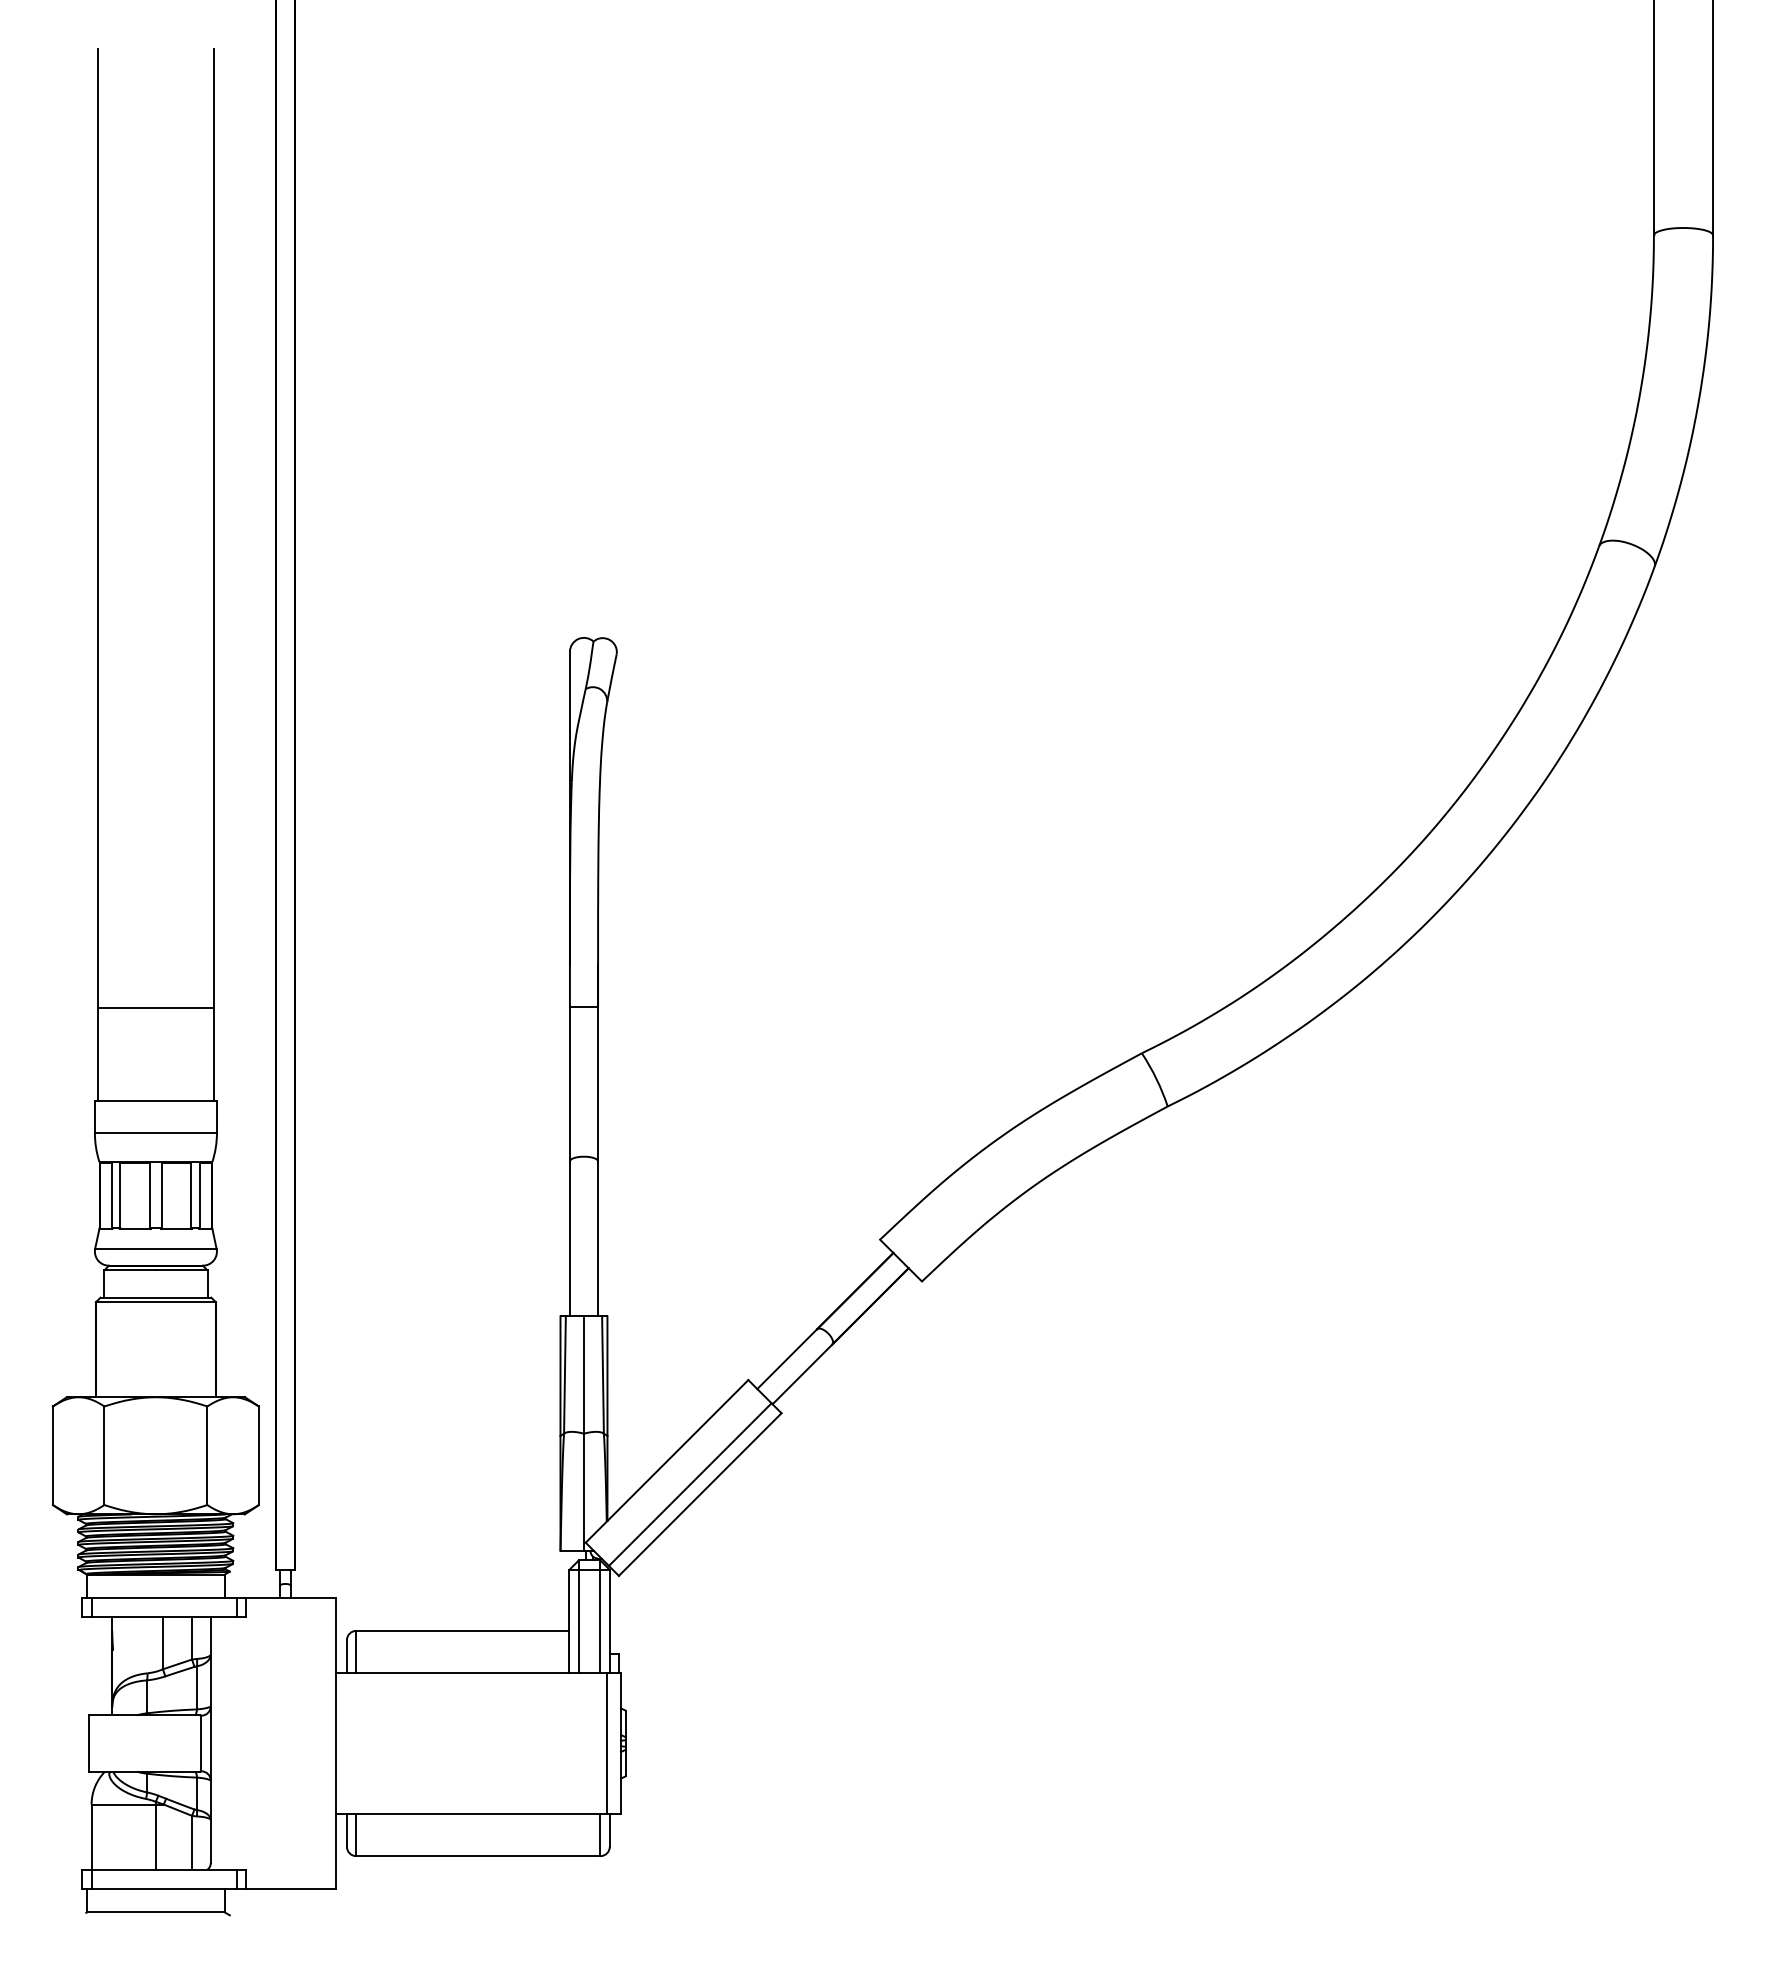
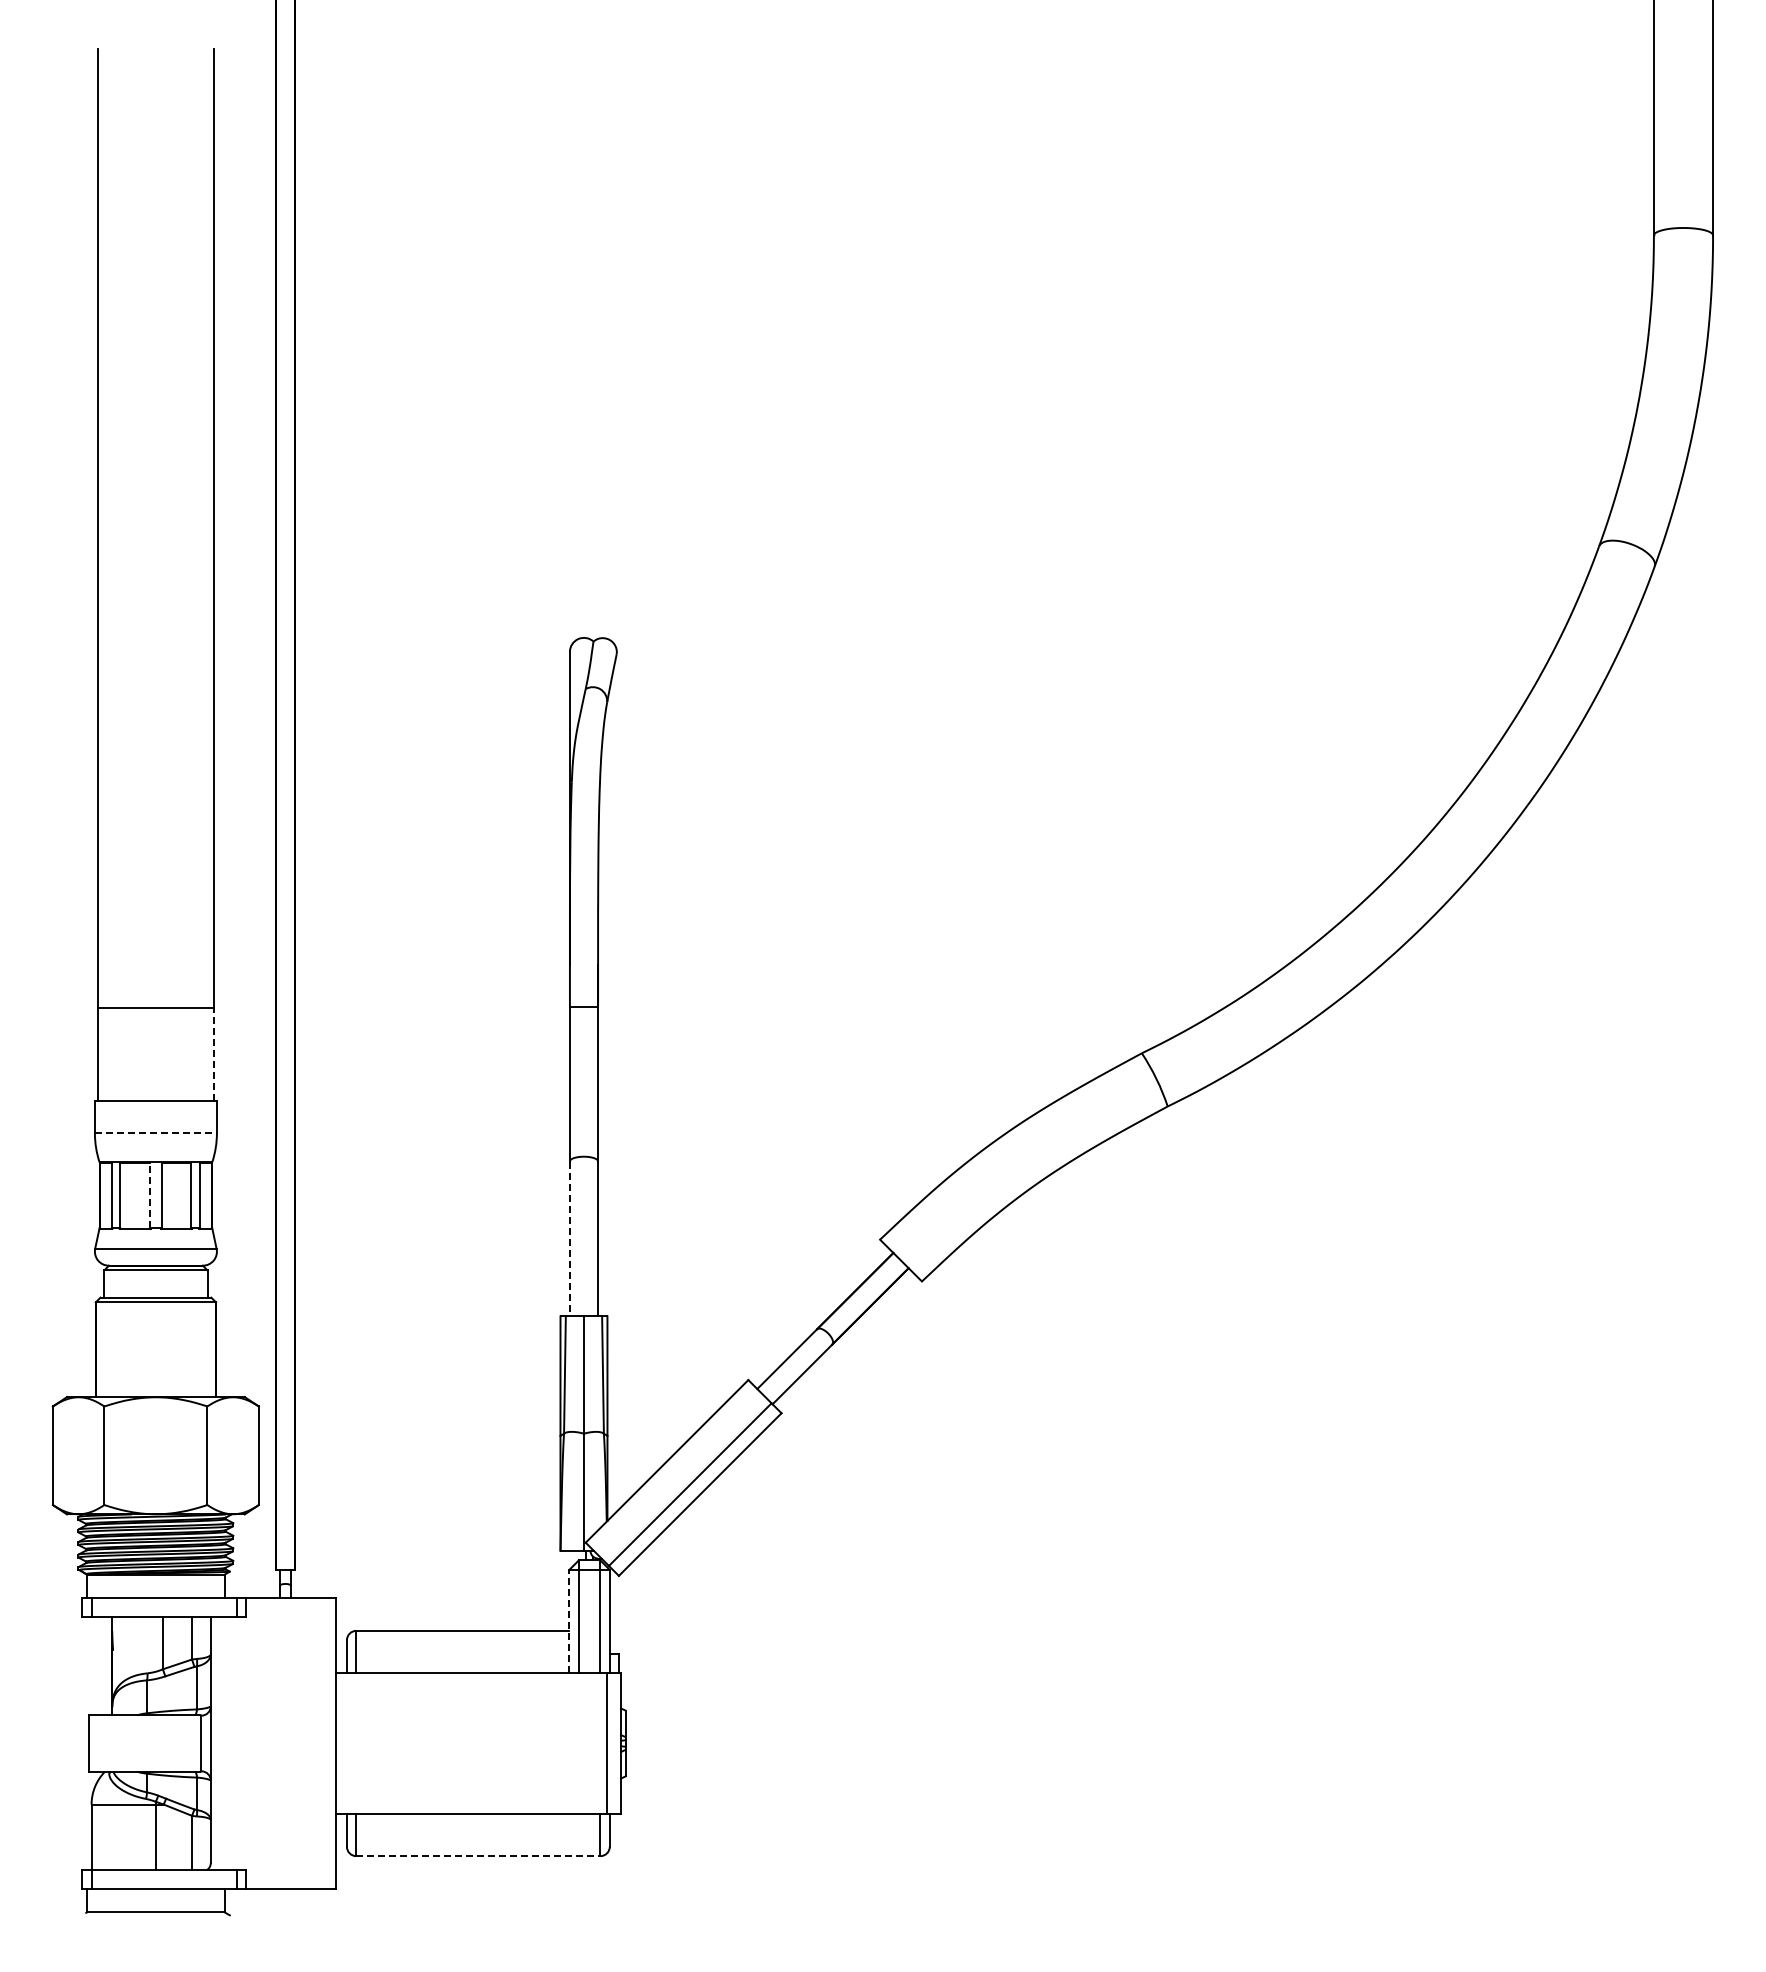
line: solid -> dashed (213, 1054)
line: solid -> dashed (156, 1133)
line: solid -> dashed (150, 1195)
line: solid -> dashed (569, 1239)
line: solid -> dashed (569, 1621)
line: solid -> dashed (478, 1856)
